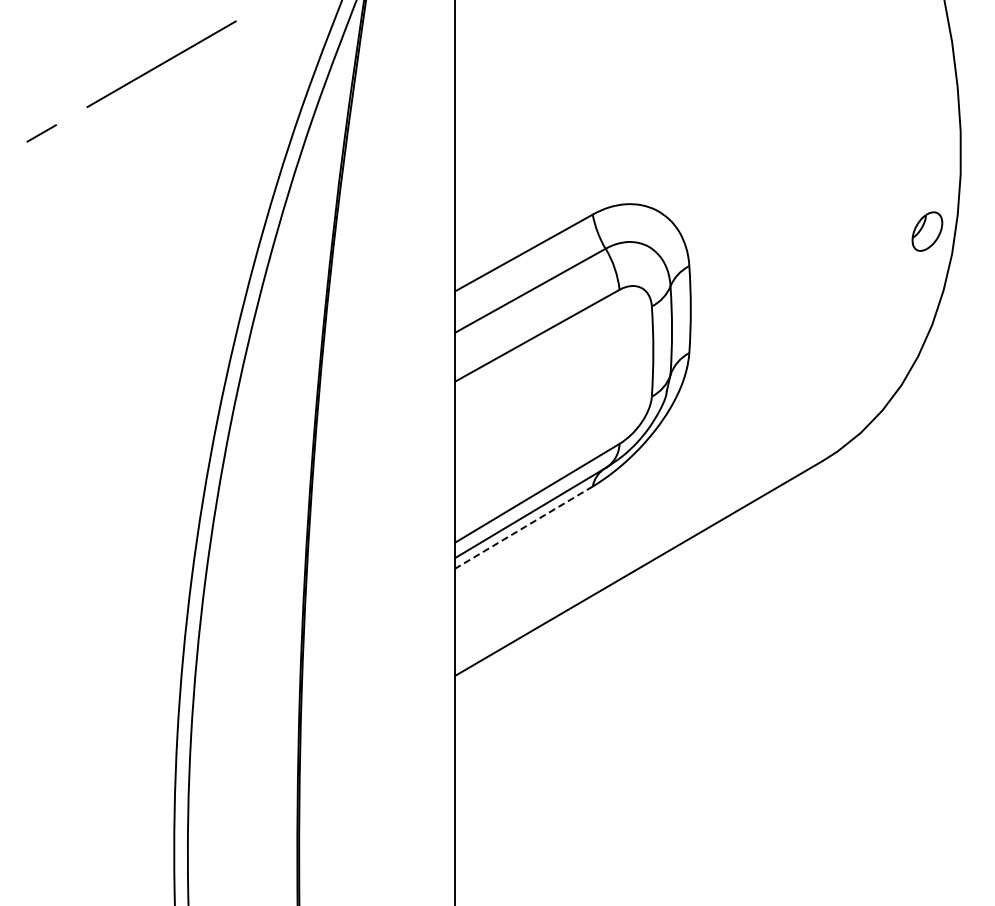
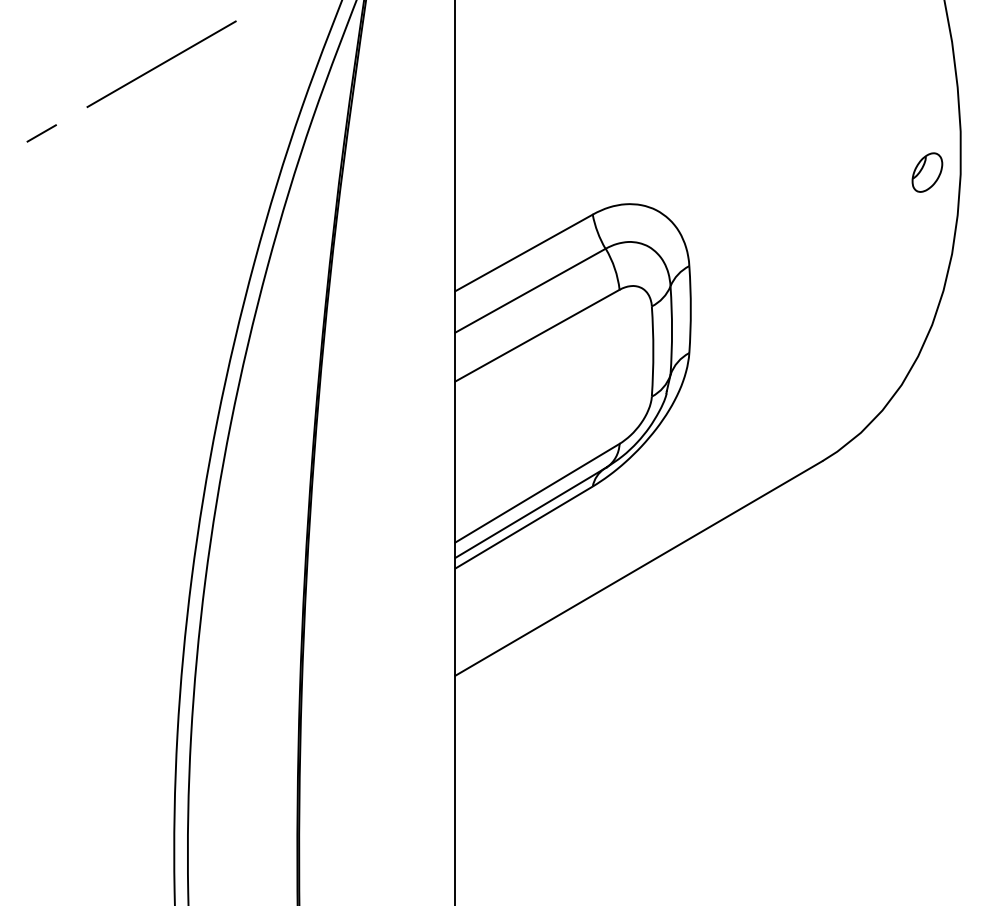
part position: (927, 231) -> (927, 172) (927, 172)
line: dashed -> solid (523, 527)
